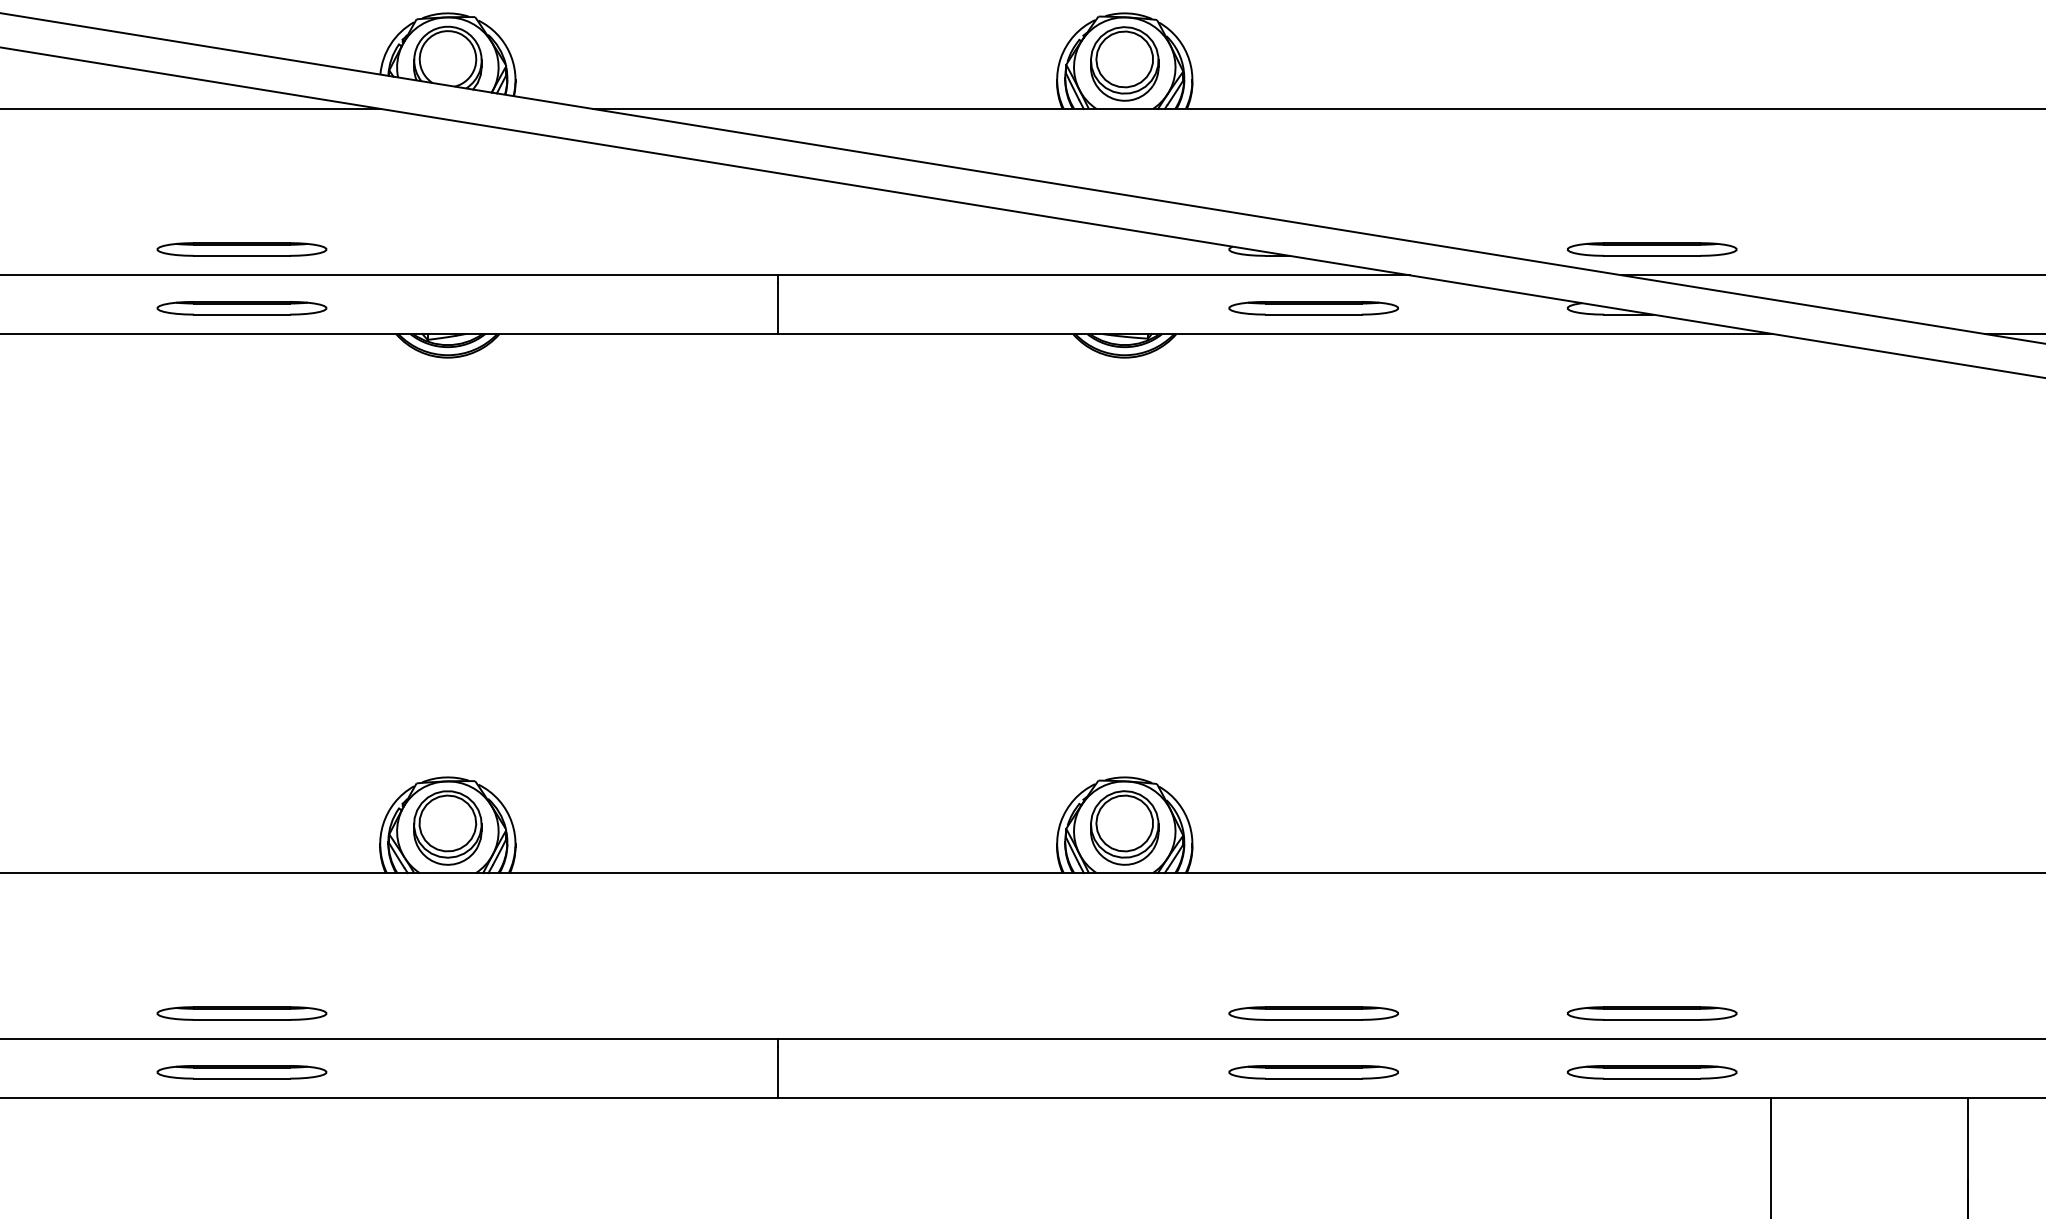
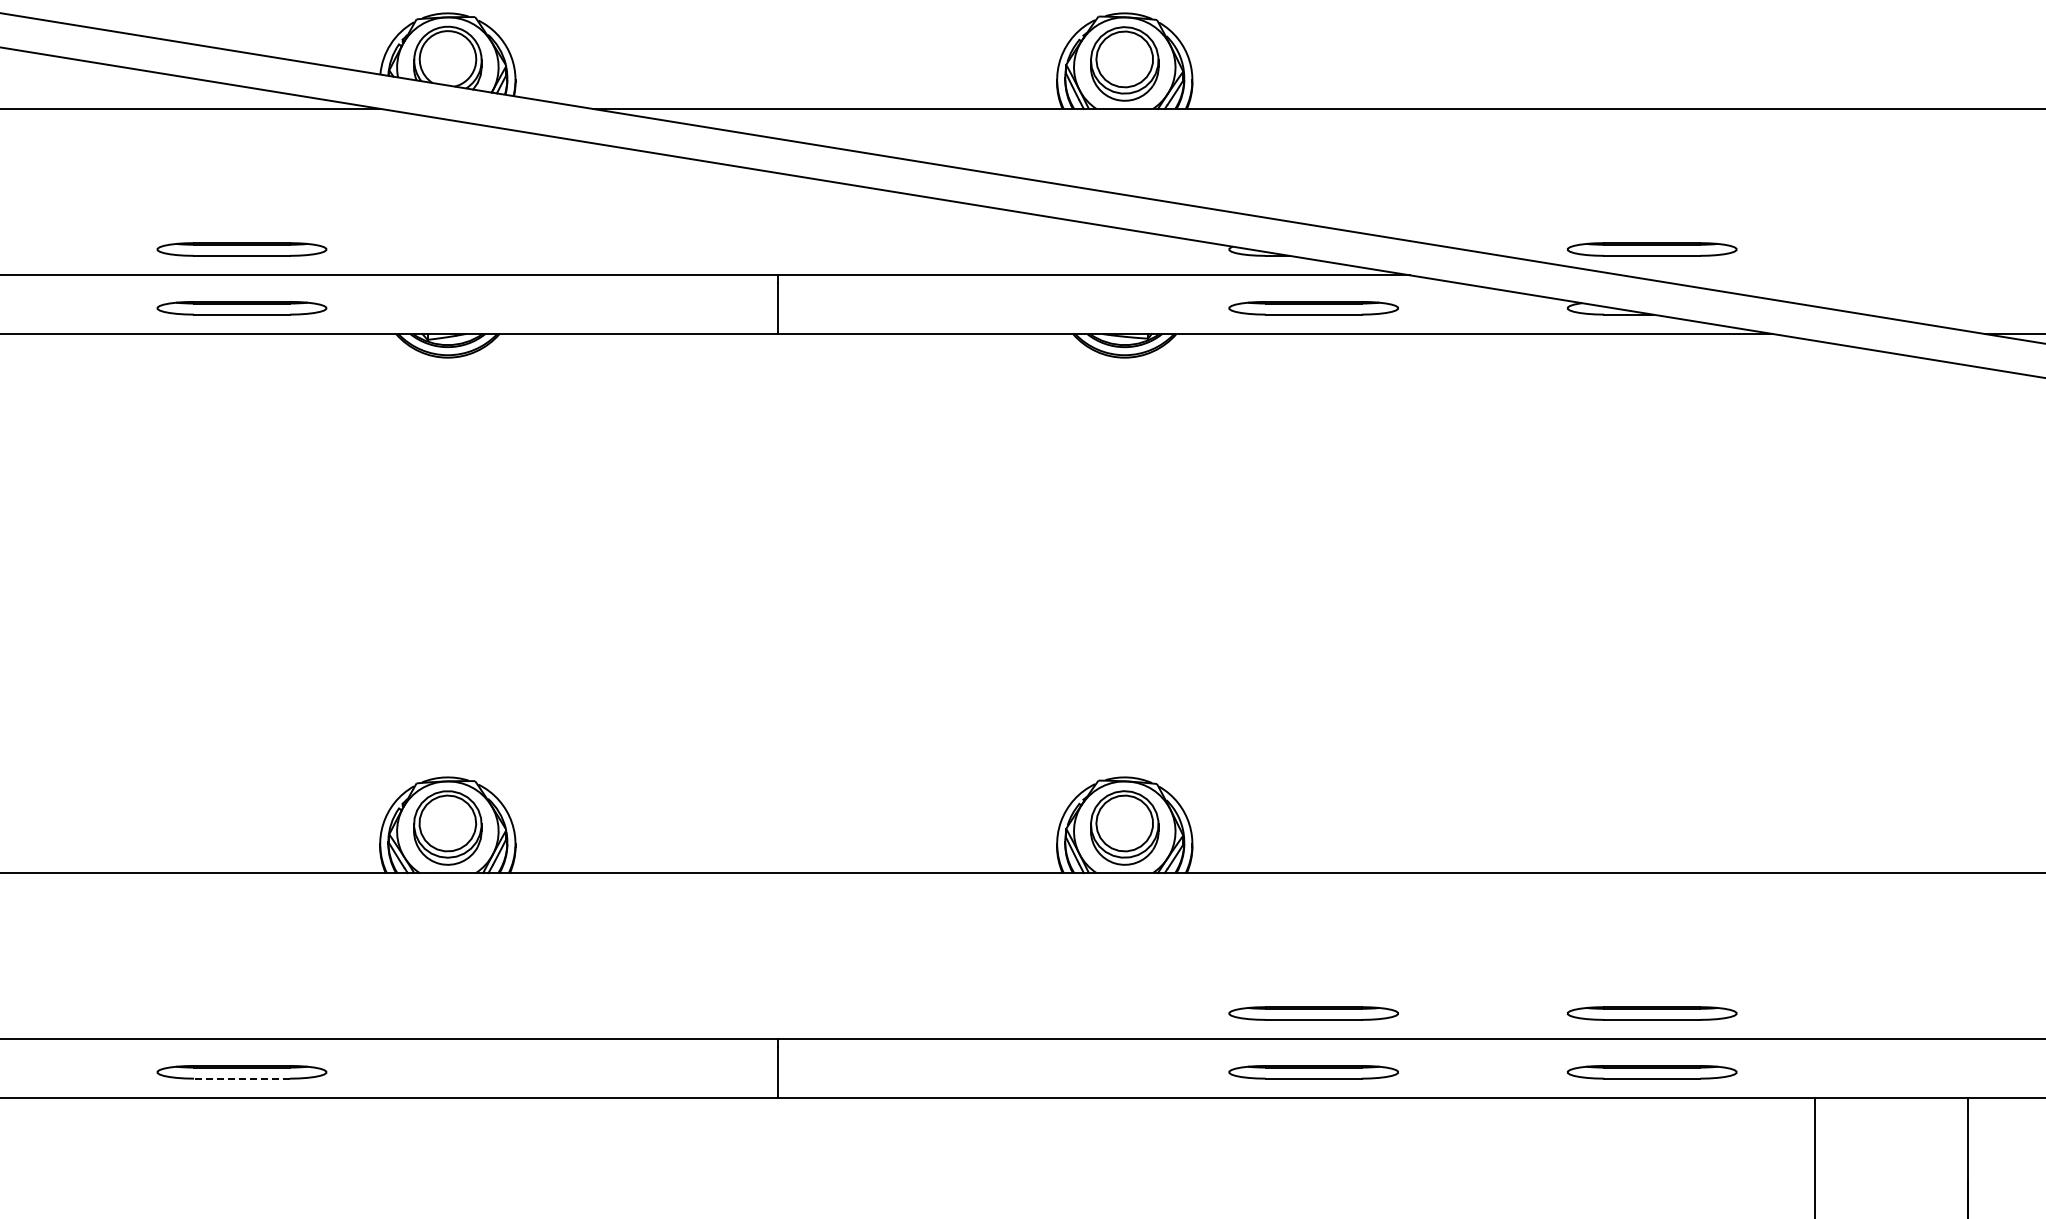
line: present -> none (1831, 275)
part: present -> none (241, 1013)
line: solid -> dashed (241, 1078)
line position: (1770, 1156) -> (1814, 1156) (1814, 1156)
